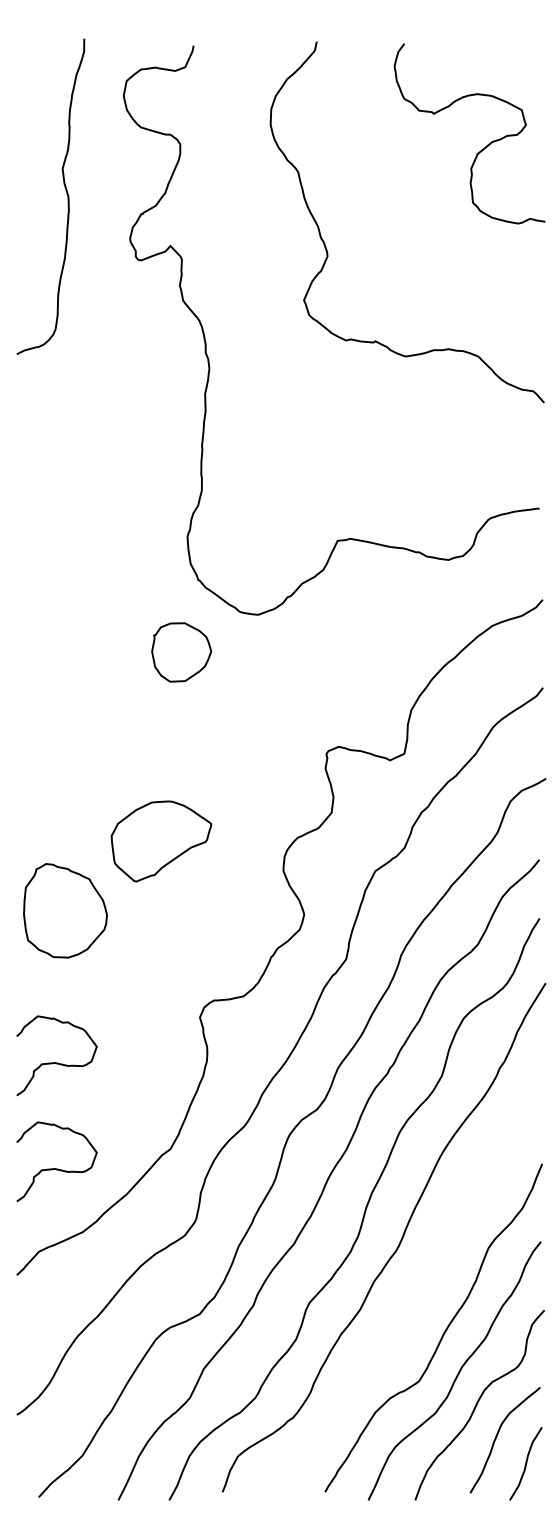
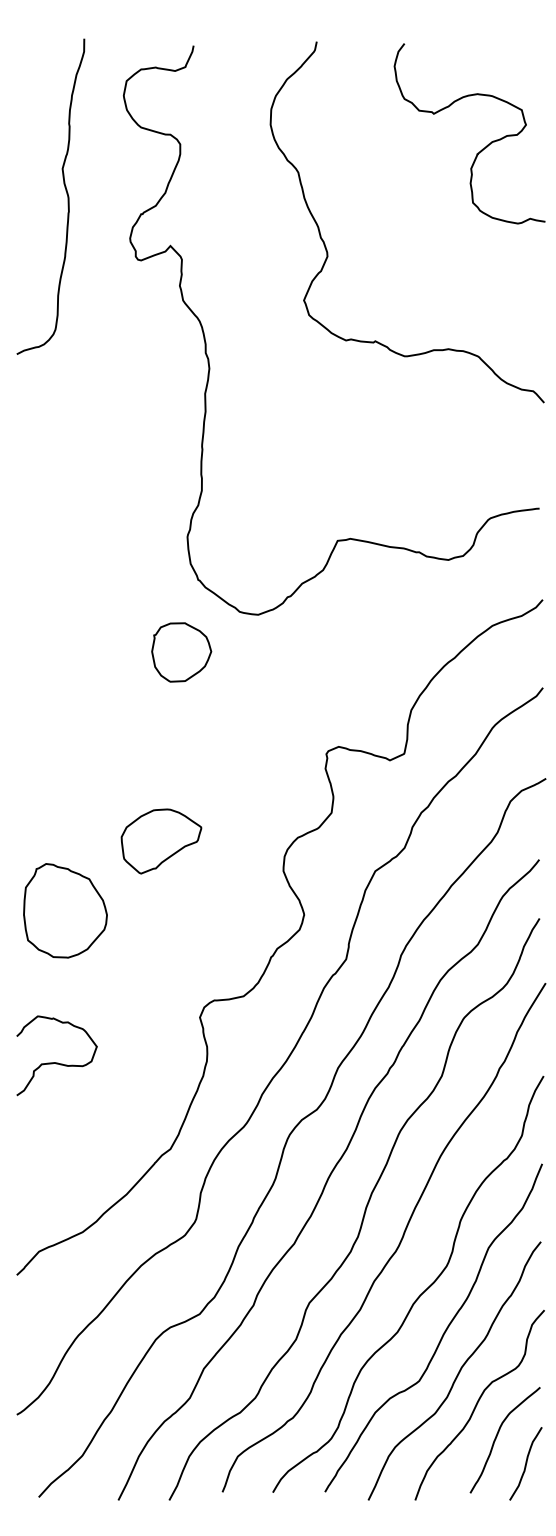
part size: 103x83 px -> 83x67 px (161, 841)
curve: present -> none (56, 1168)
curve: none -> present (419, 1294)
